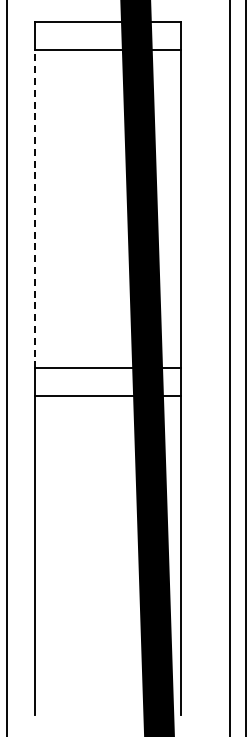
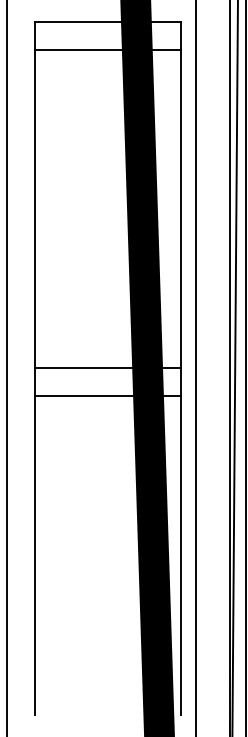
line: dashed -> solid (34, 208)
line: none -> present (195, 367)
line: none -> present (234, 367)
